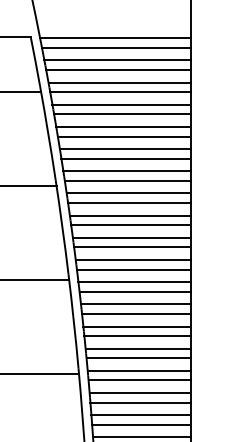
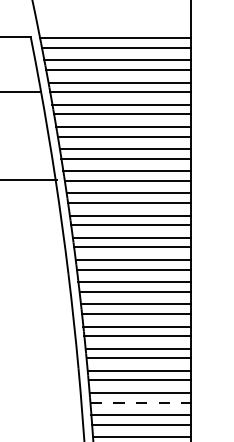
line position: (29, 185) -> (29, 179) (29, 179)
line: present -> none (35, 279)
line: present -> none (40, 373)
line: solid -> dashed (140, 402)
